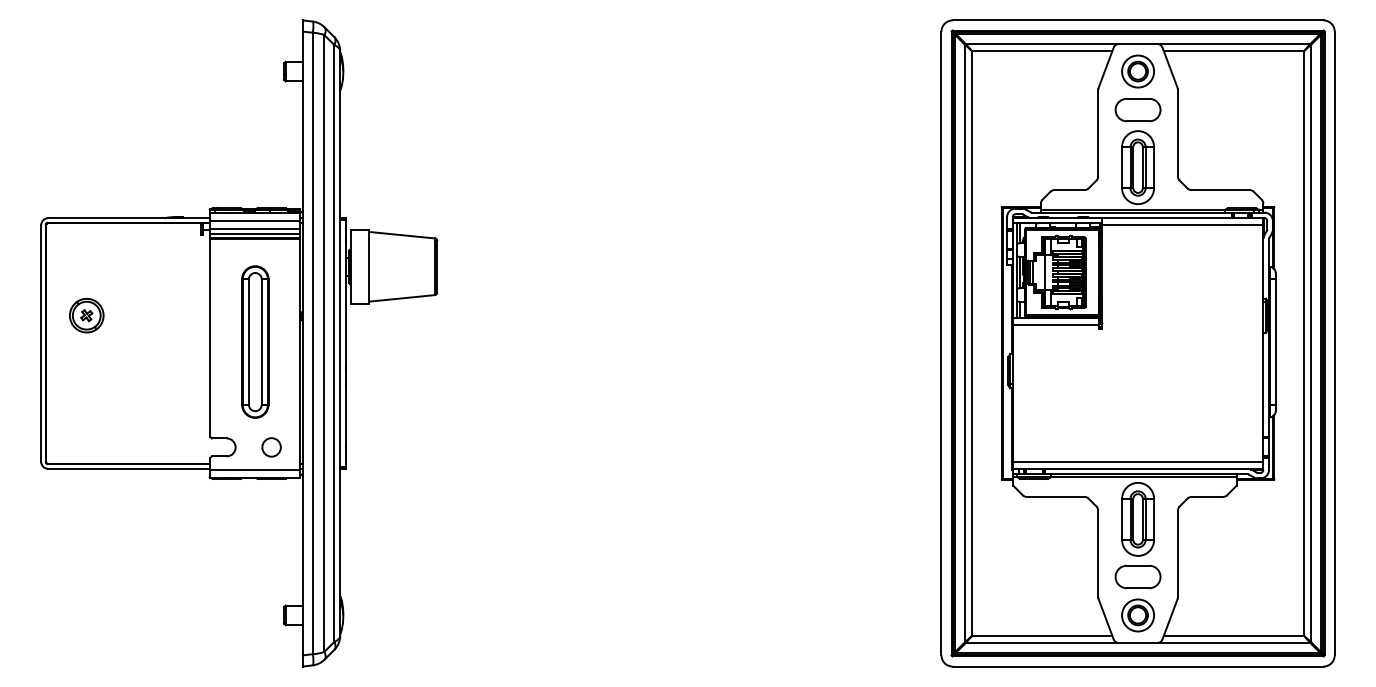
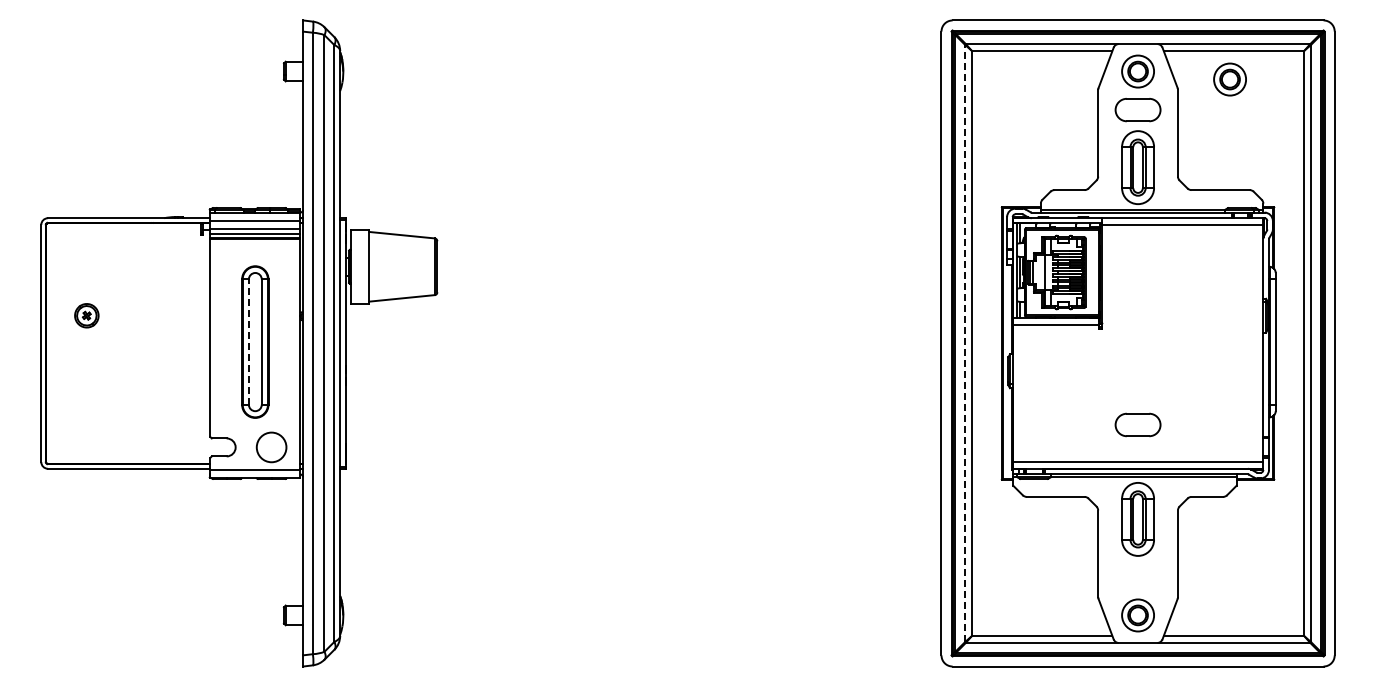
part: none -> present (1229, 79)
part size: 36x36 px -> 26x26 px (86, 315)
line: solid -> dashed (248, 342)
line: solid -> dashed (965, 343)
circle diameter: 19 px -> 30 px (271, 447)
part position: (1137, 576) -> (1137, 424) (1137, 424)
